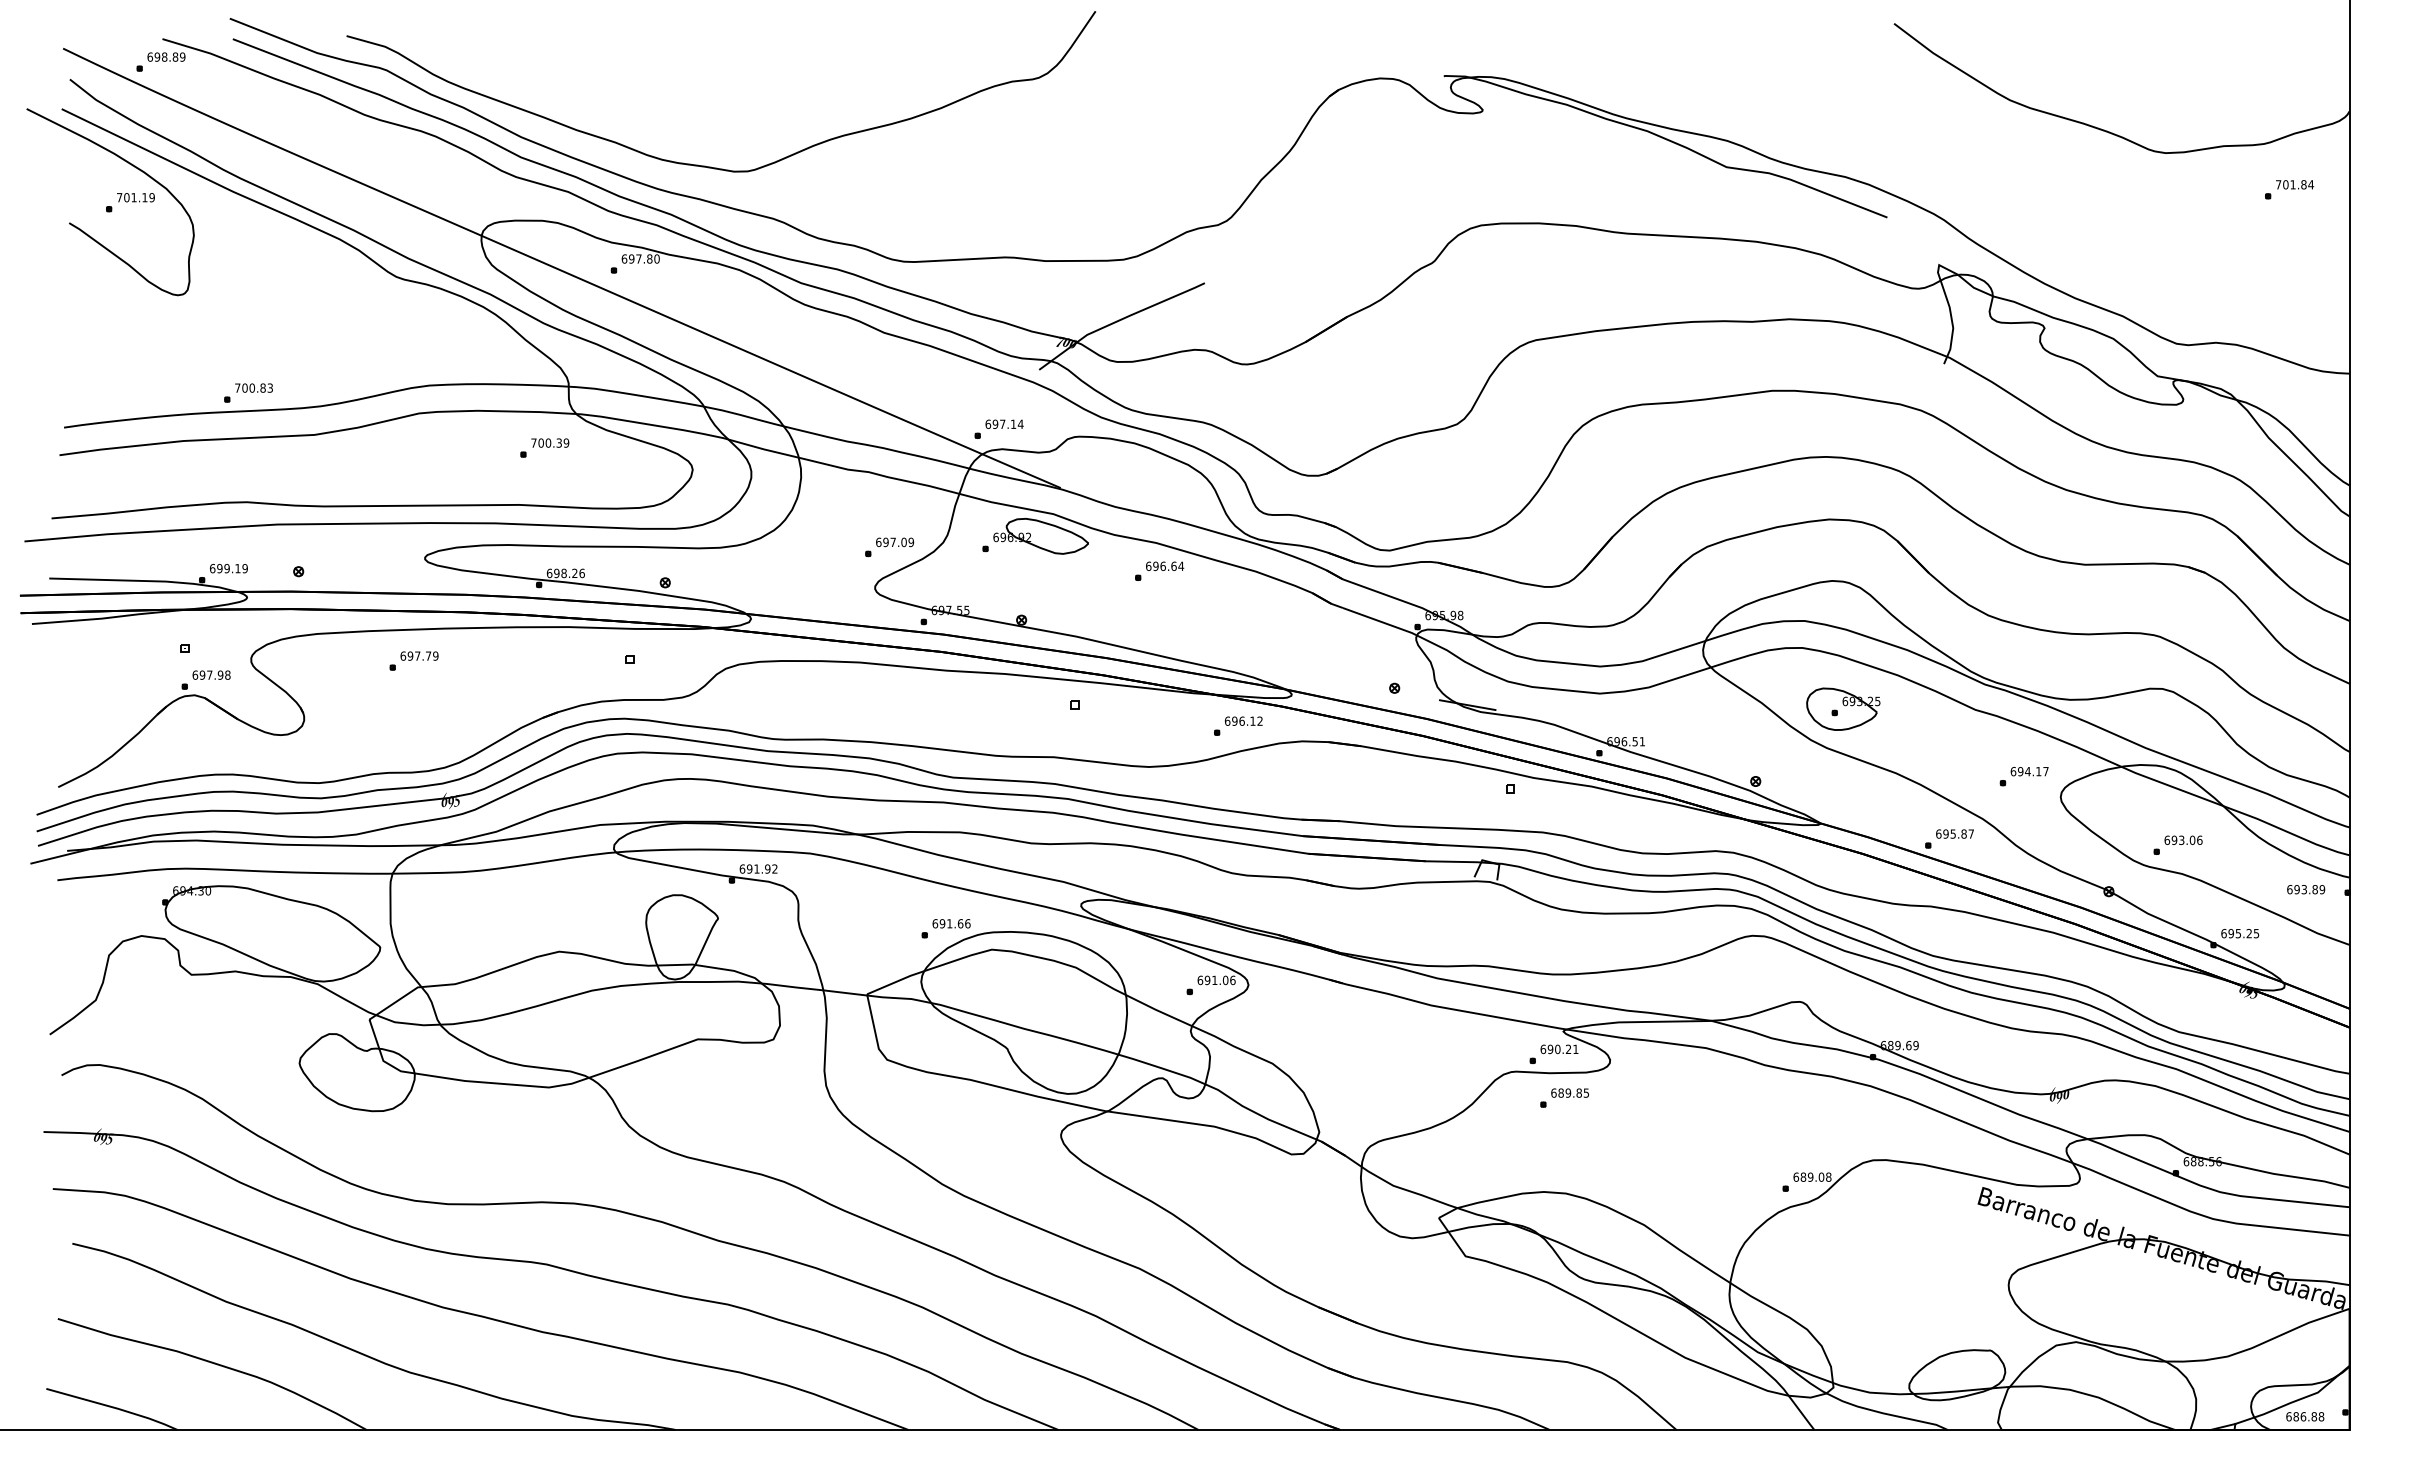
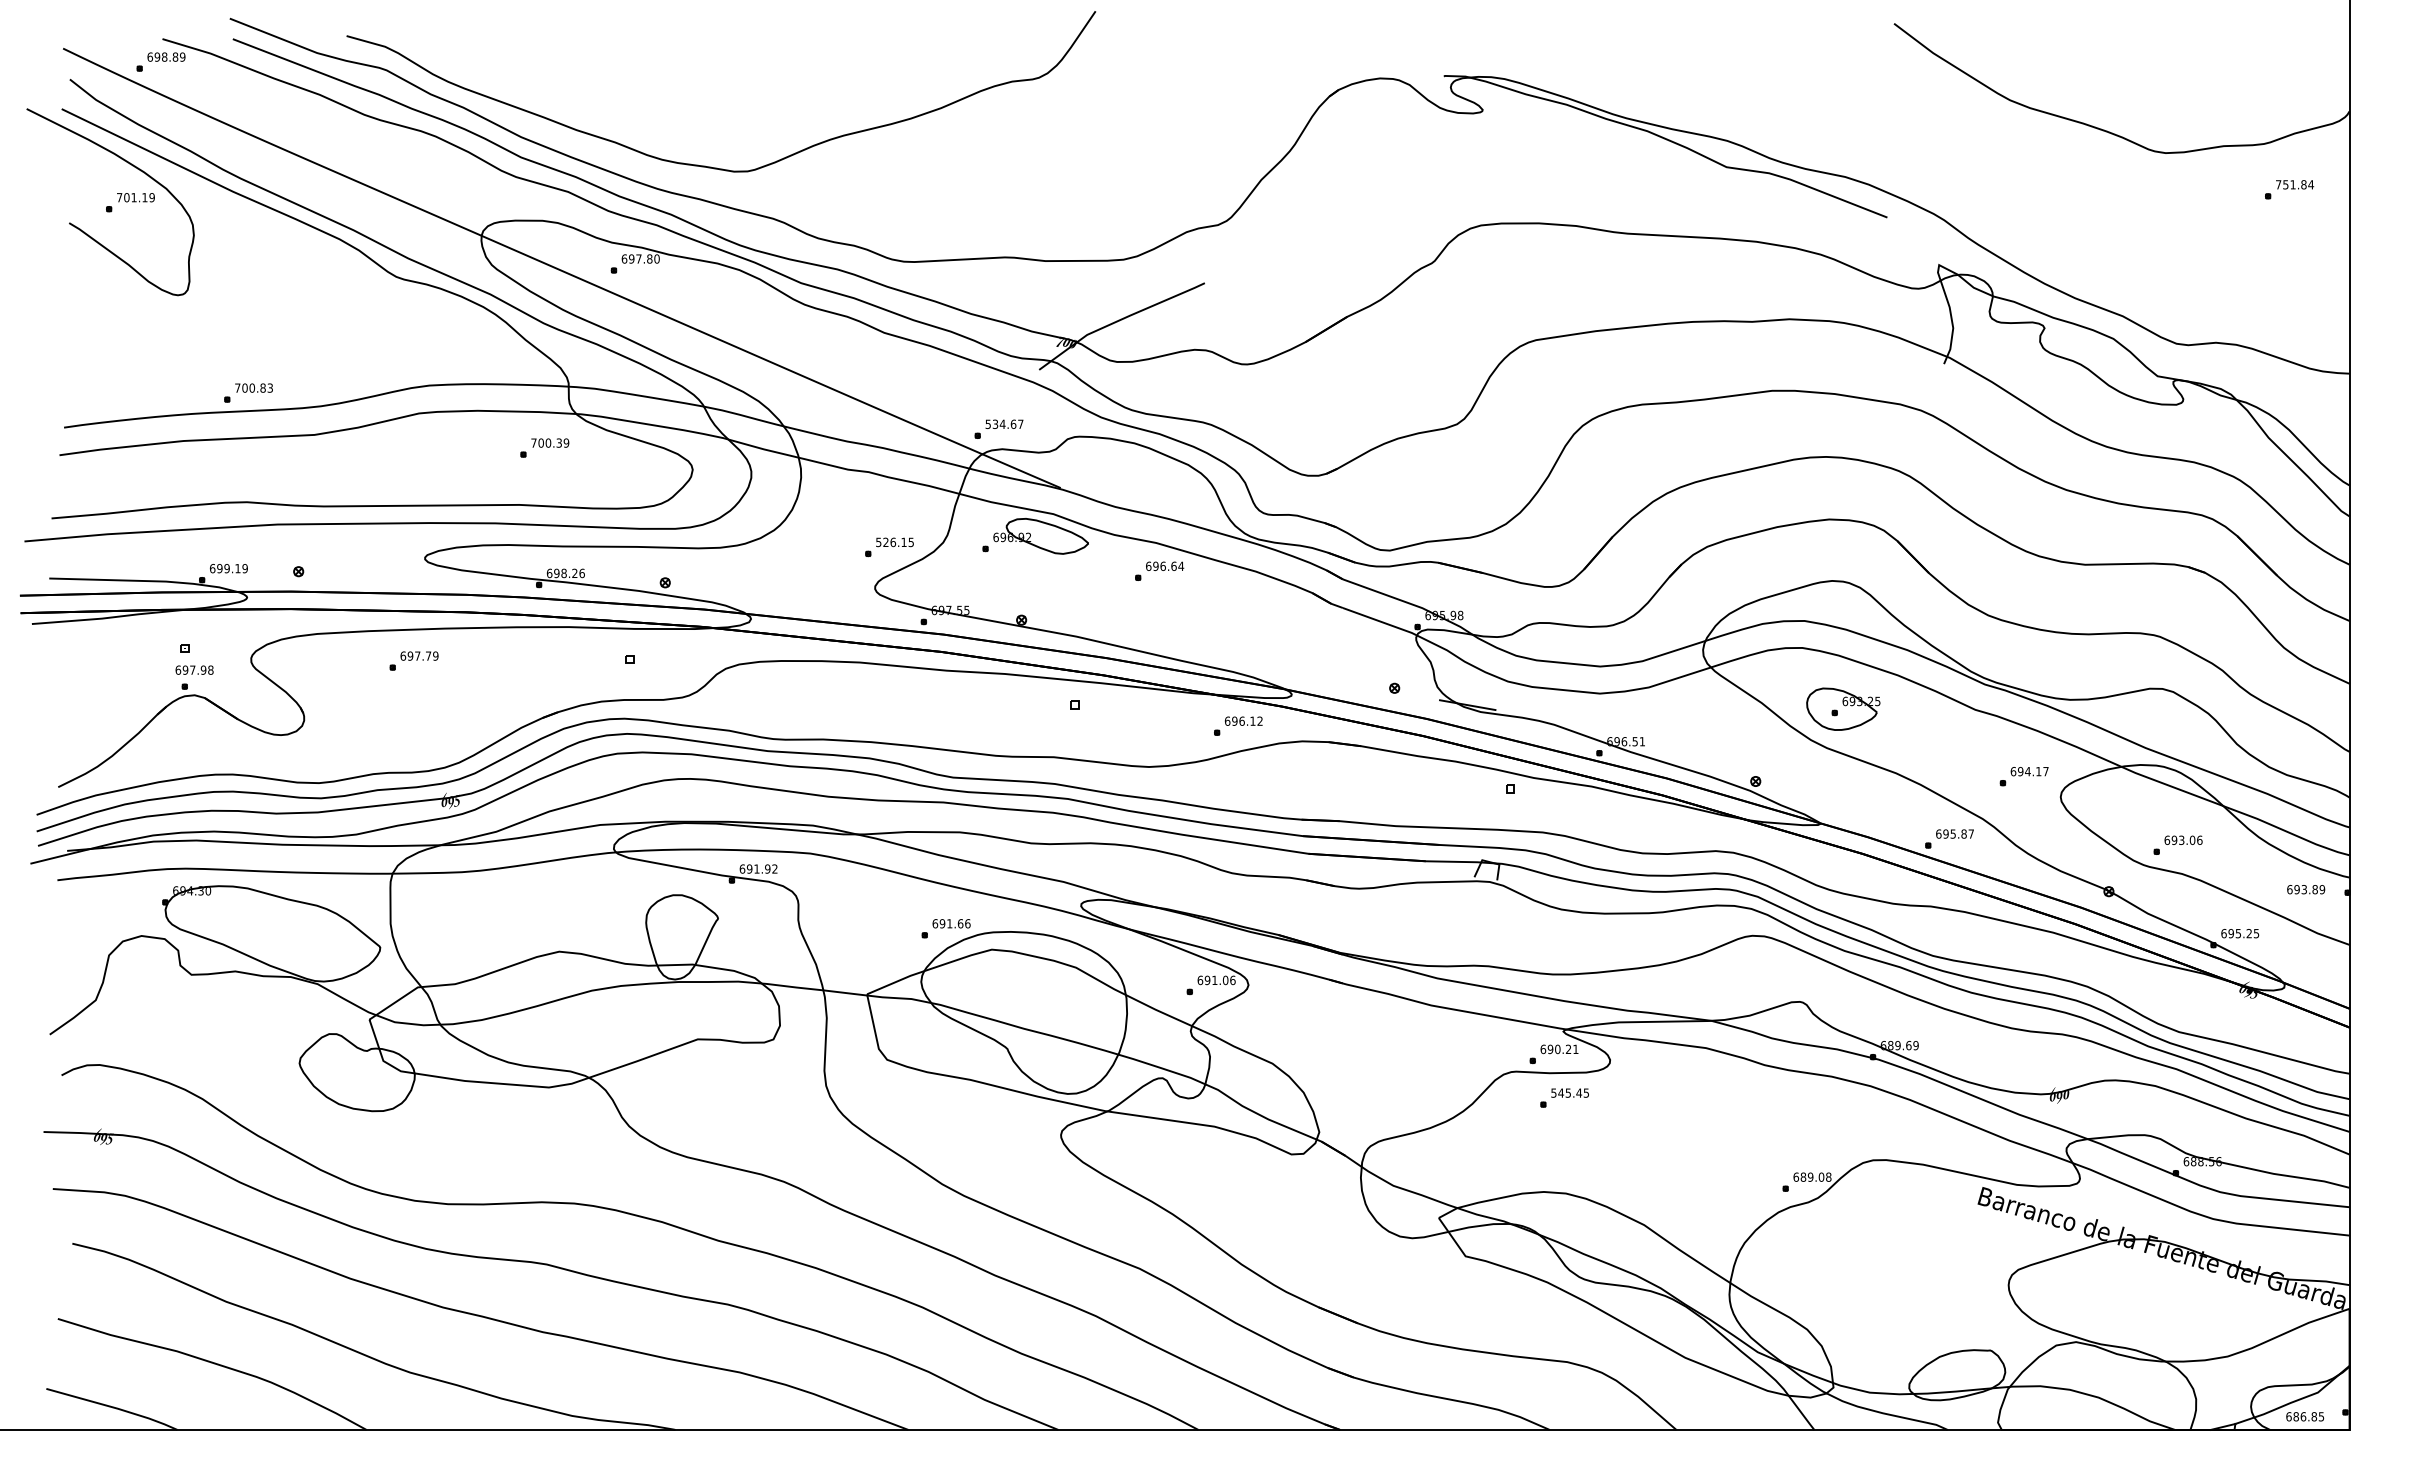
text: 701.84 -> 751.84 (2285, 184)
text: 697.14 -> 534.67 (1004, 423)
text: 697.09 -> 526.15 (895, 542)
text position: (211, 674) -> (194, 669) (194, 669)
text: 689.85 -> 545.45 (1566, 1092)
text: 686.88 -> 686.85 (2321, 1416)
